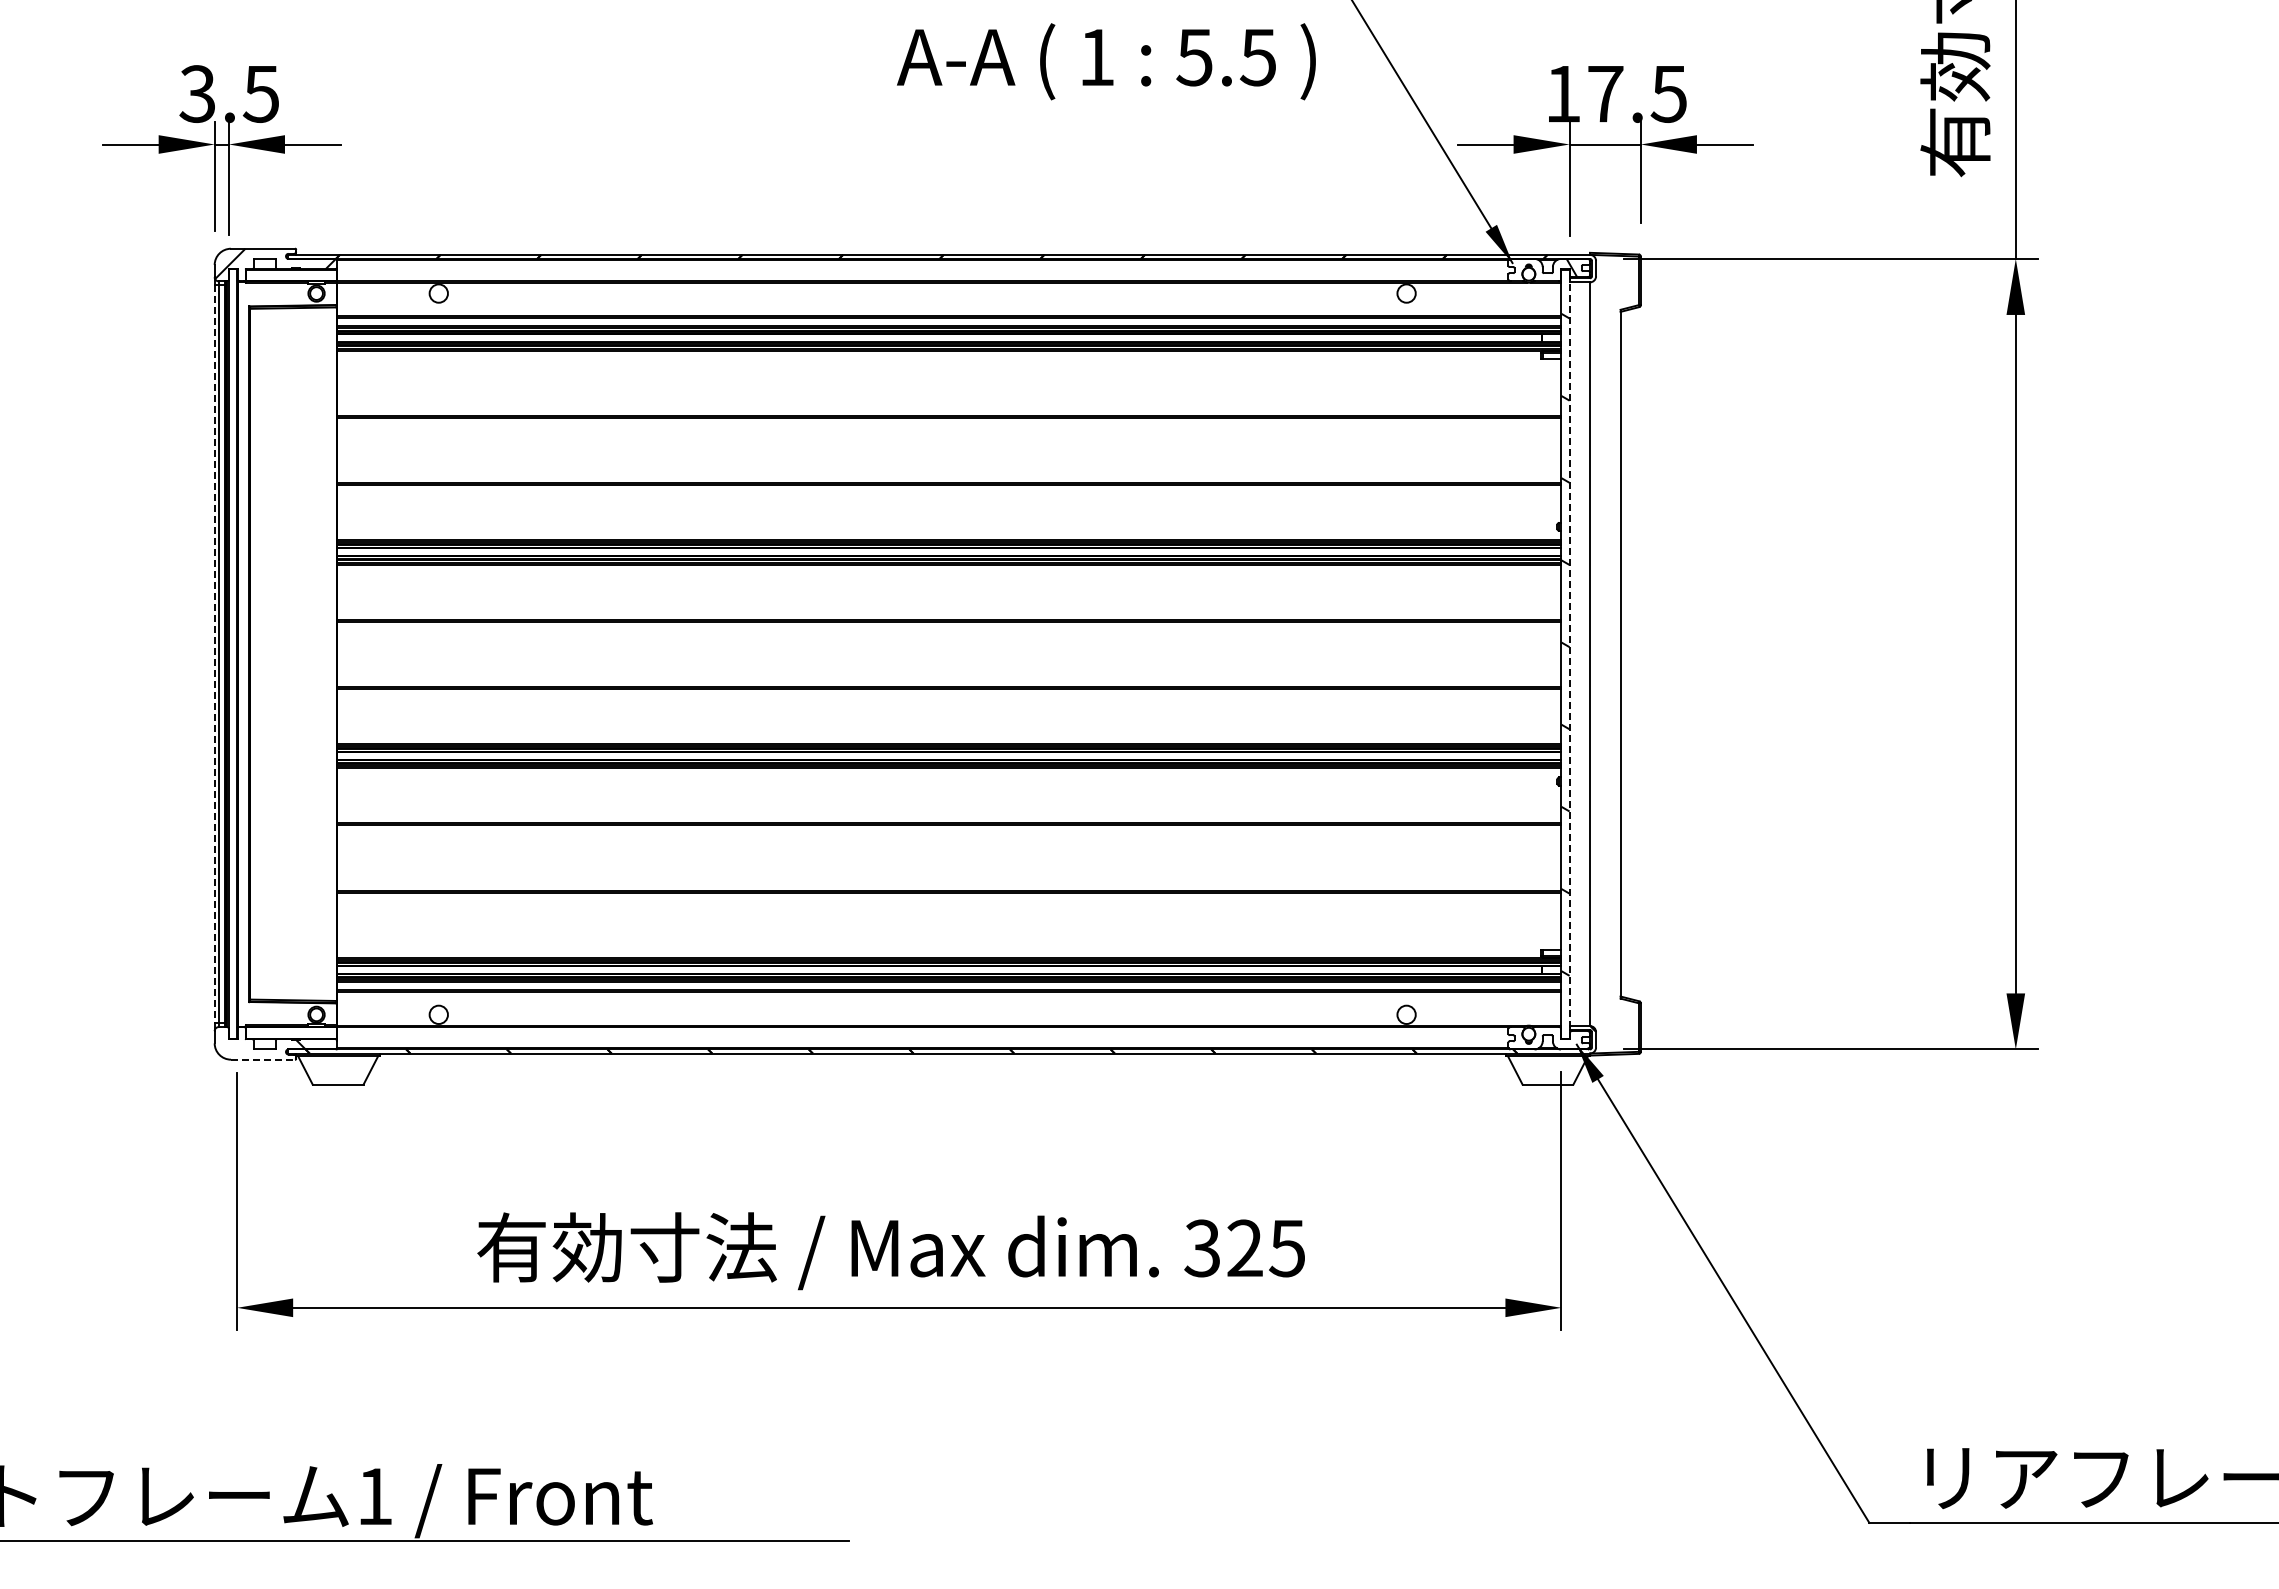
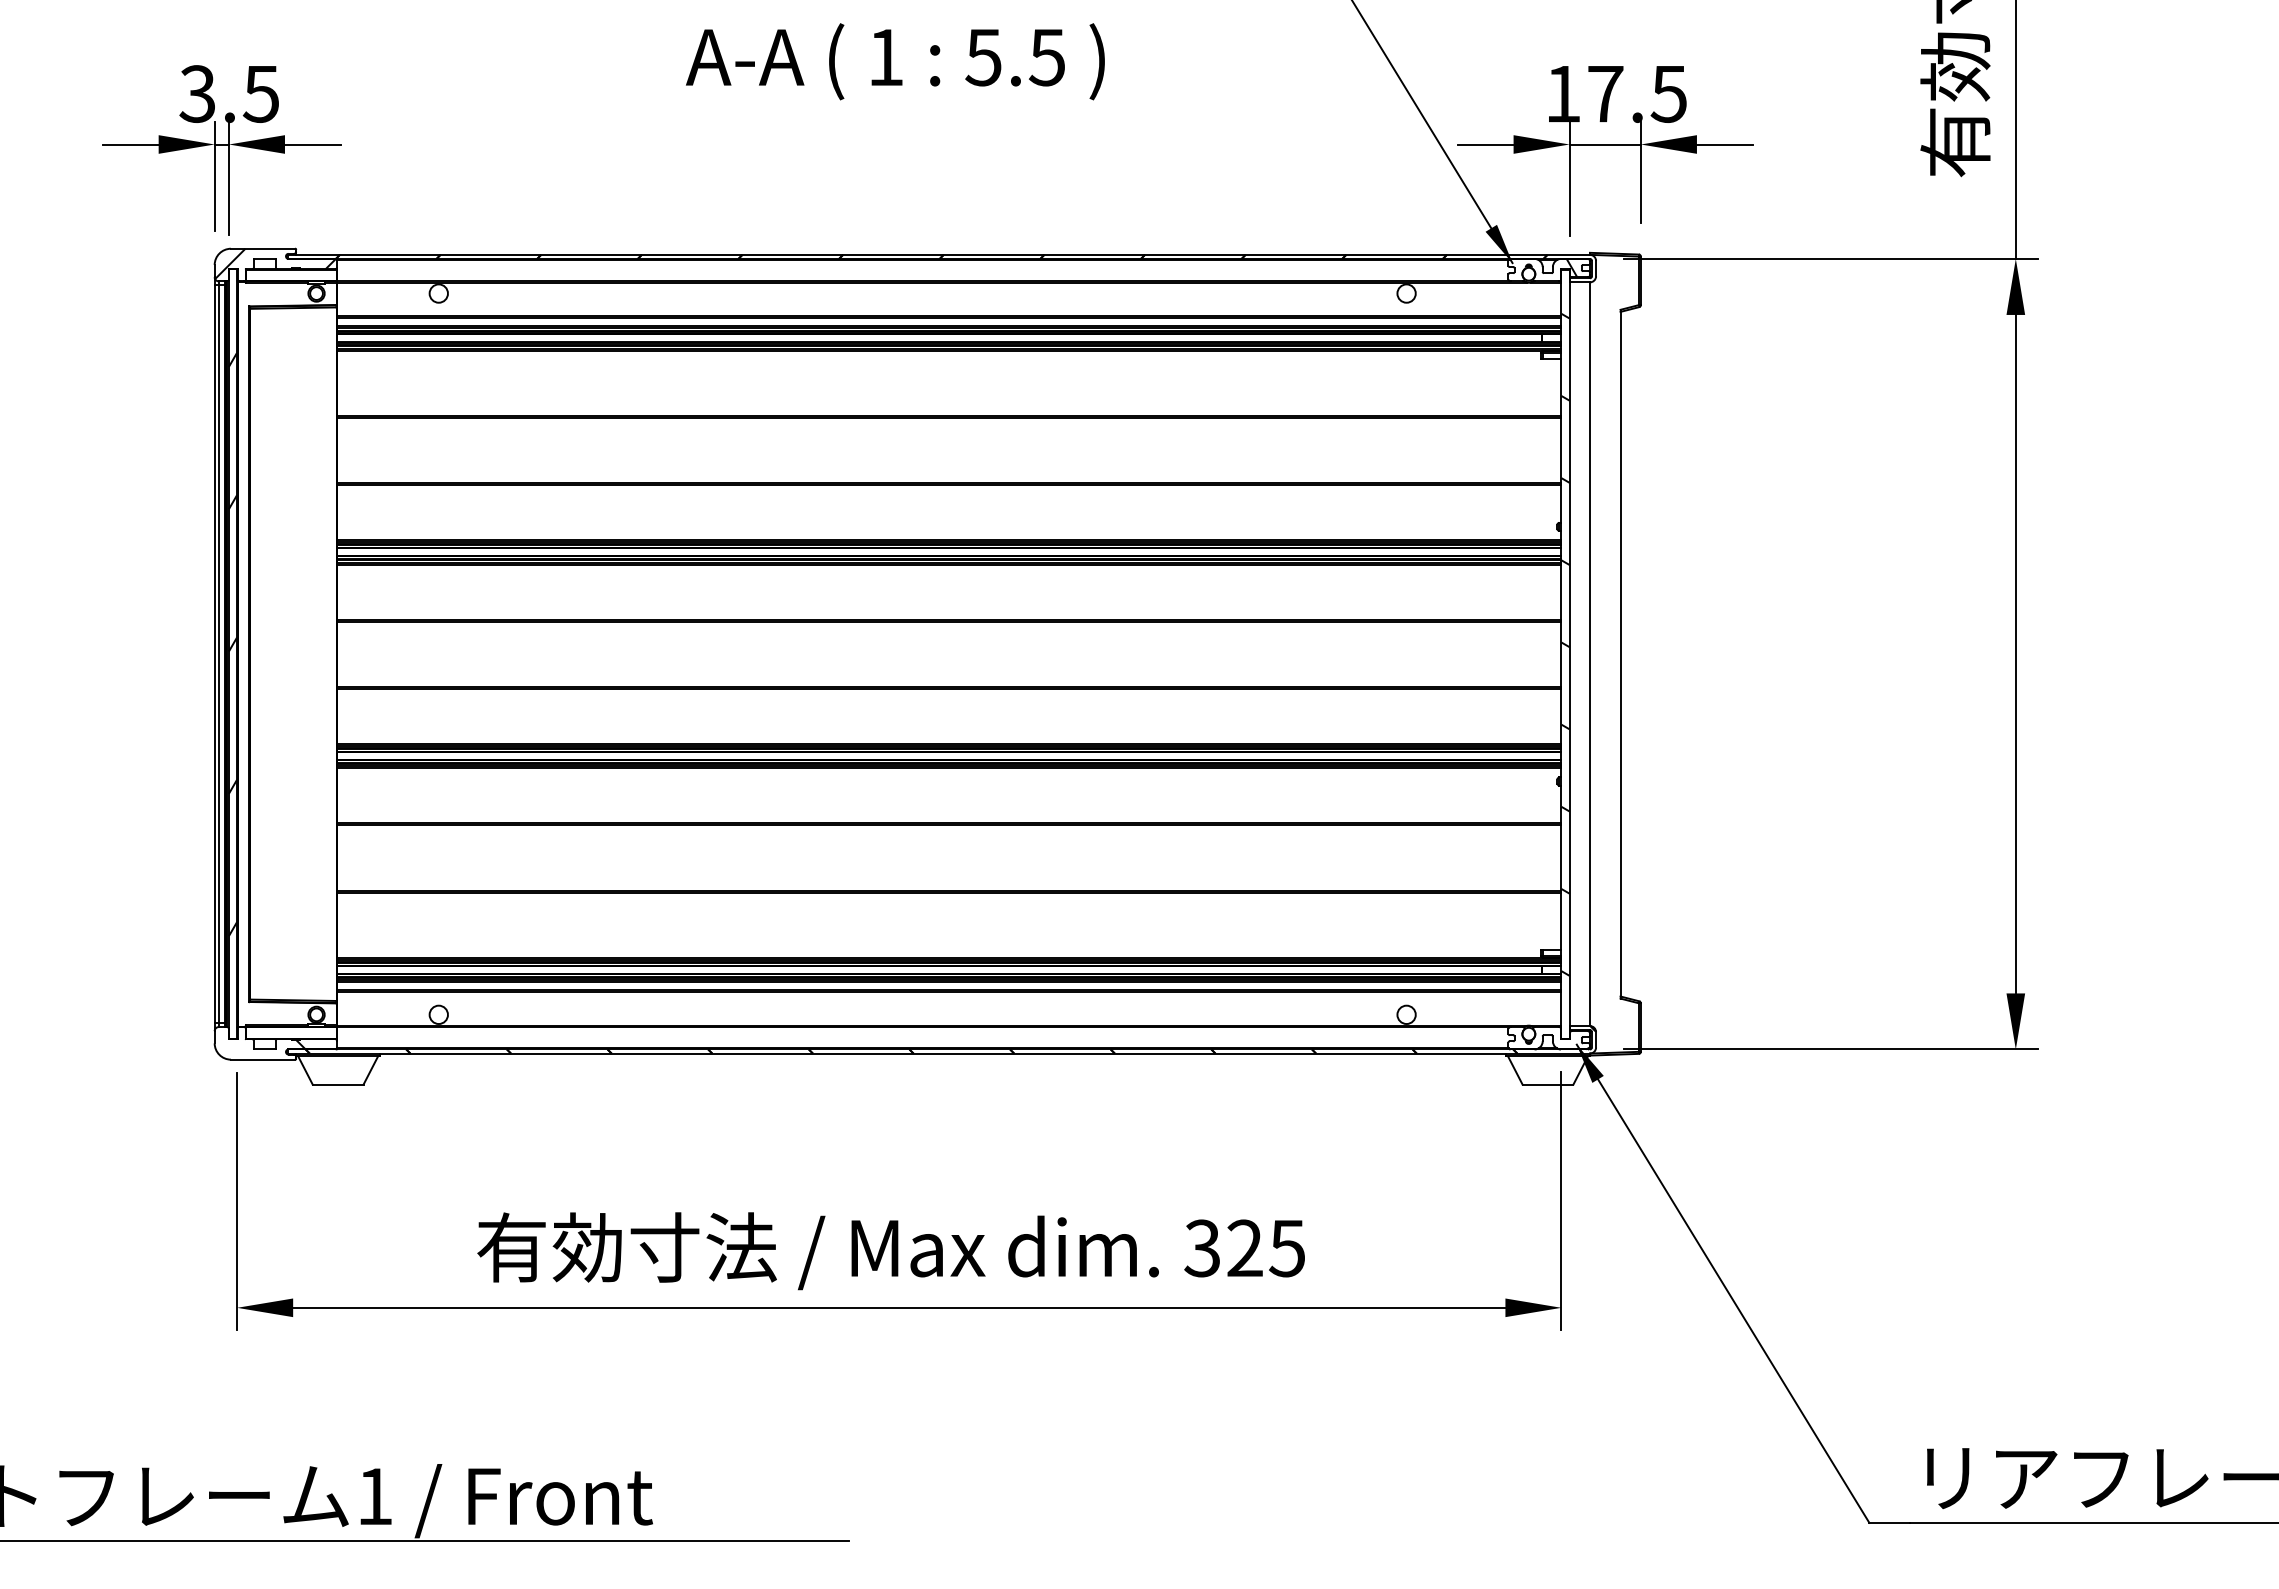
text position: (1106, 61) -> (895, 61) (895, 61)
hatch: none -> present (232, 644)
line: dashed -> solid (214, 654)
line: dashed -> solid (1569, 654)
line: dashed -> solid (262, 1059)
